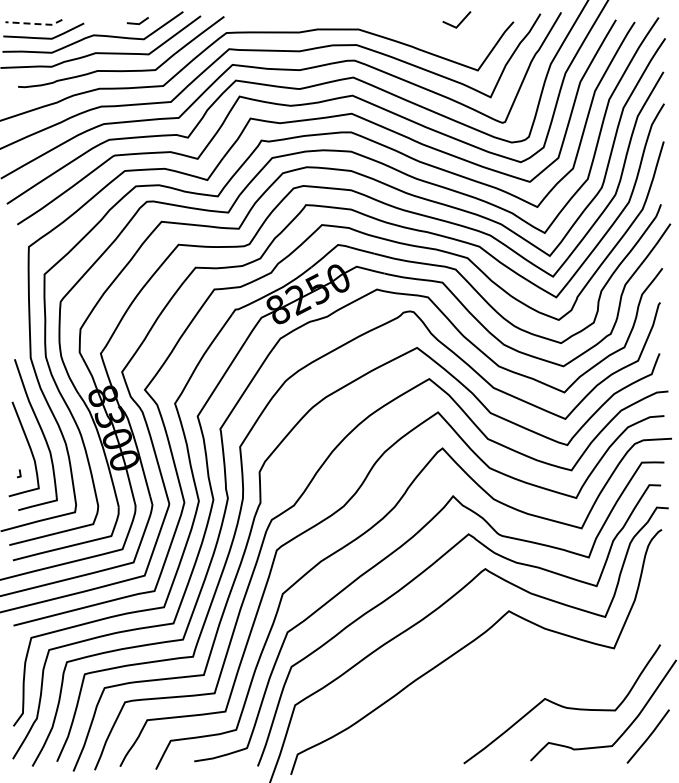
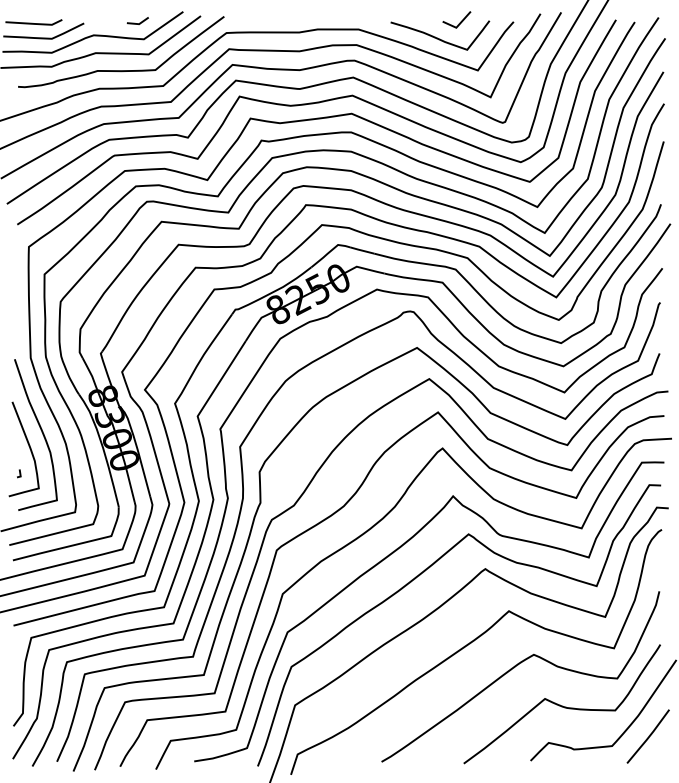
line: dashed -> solid (34, 23)
curve: none -> present (440, 38)
curve: none -> present (514, 668)
